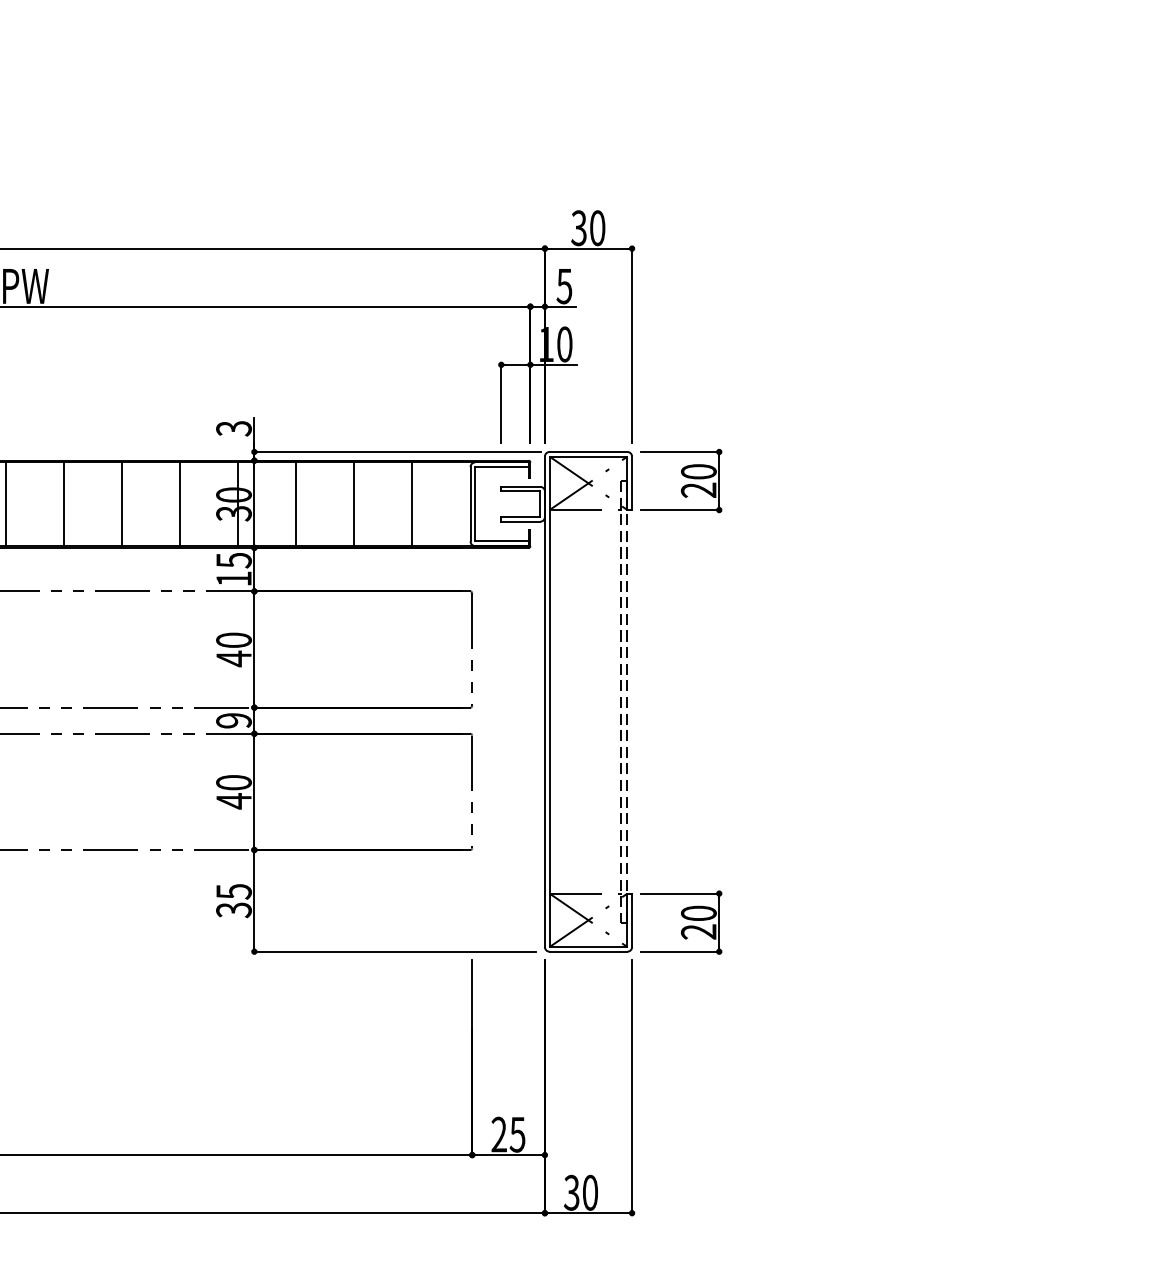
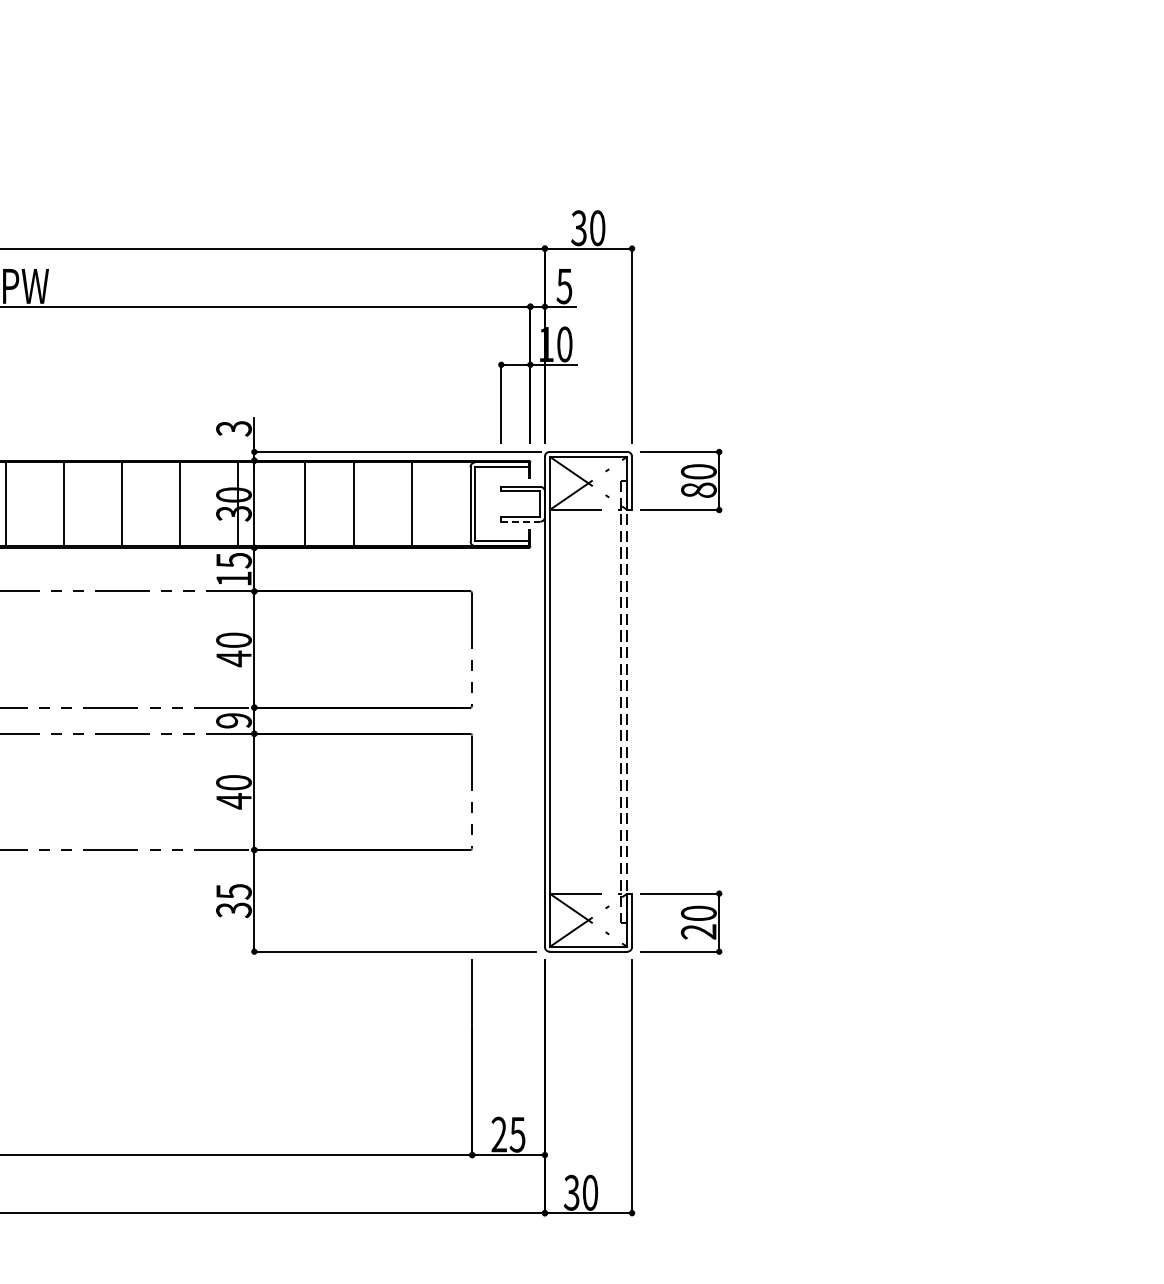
text: 20 -> 80 (698, 489)
line position: (296, 504) -> (305, 504) (305, 504)
line: solid -> dashed (521, 521)
